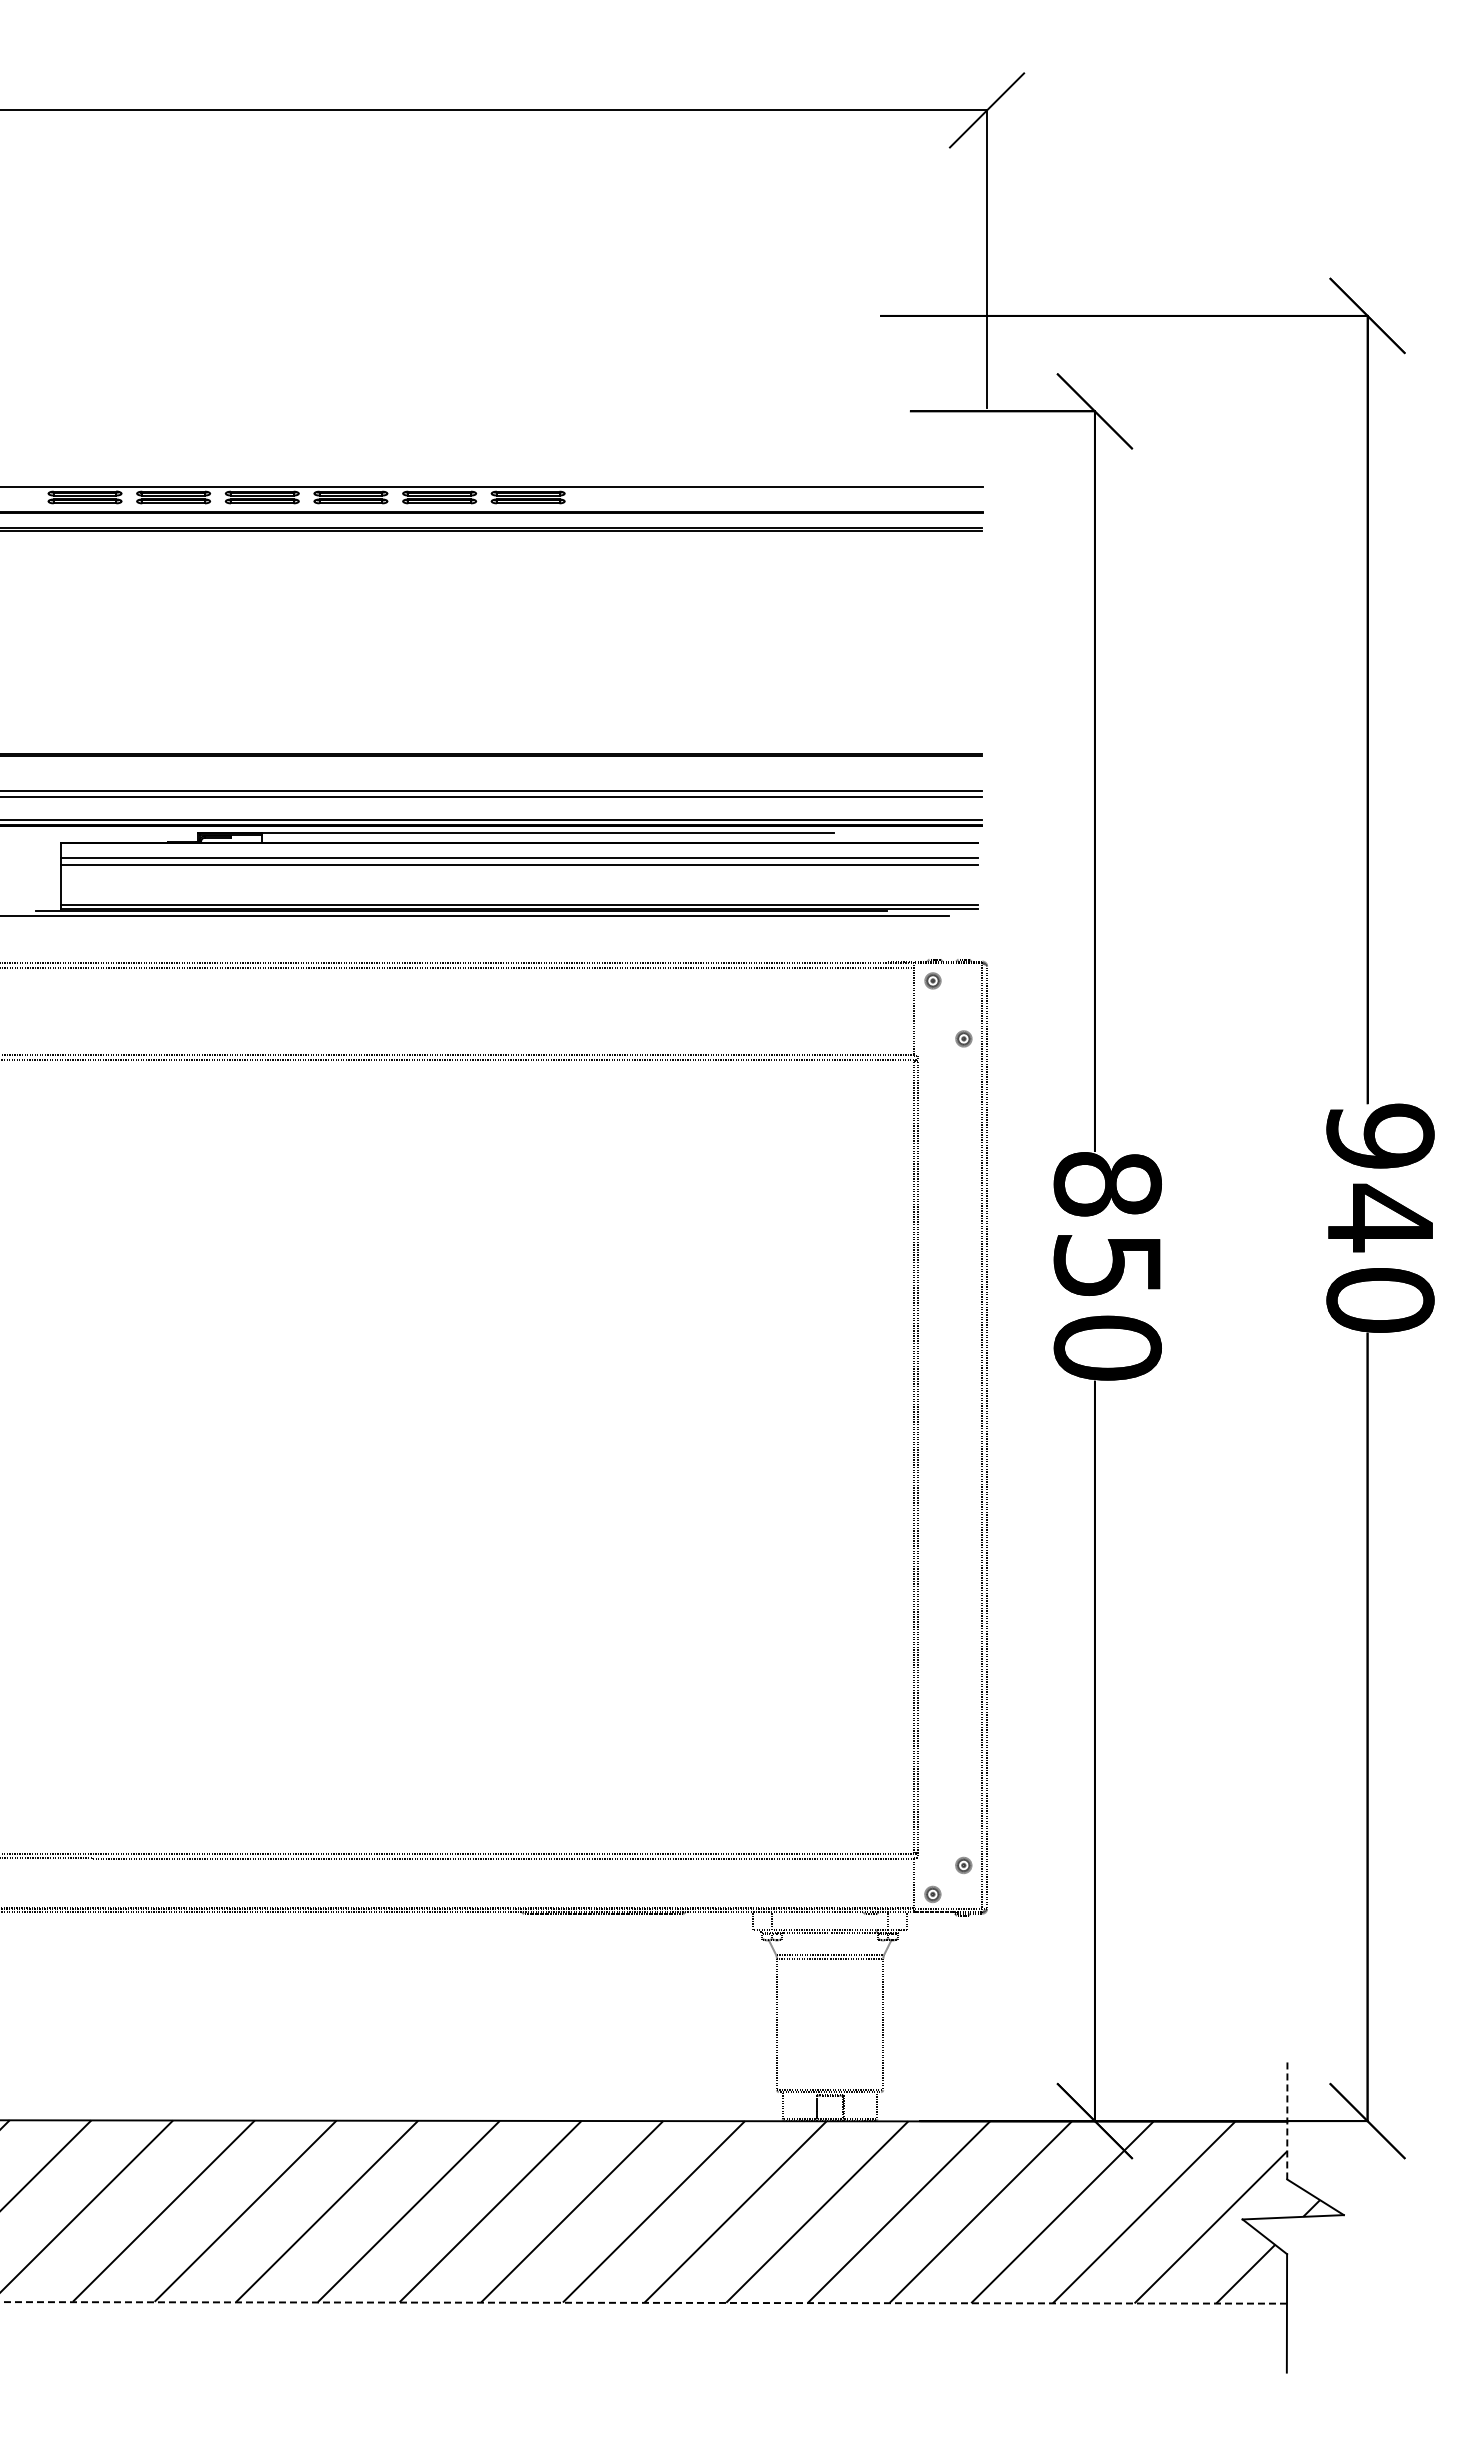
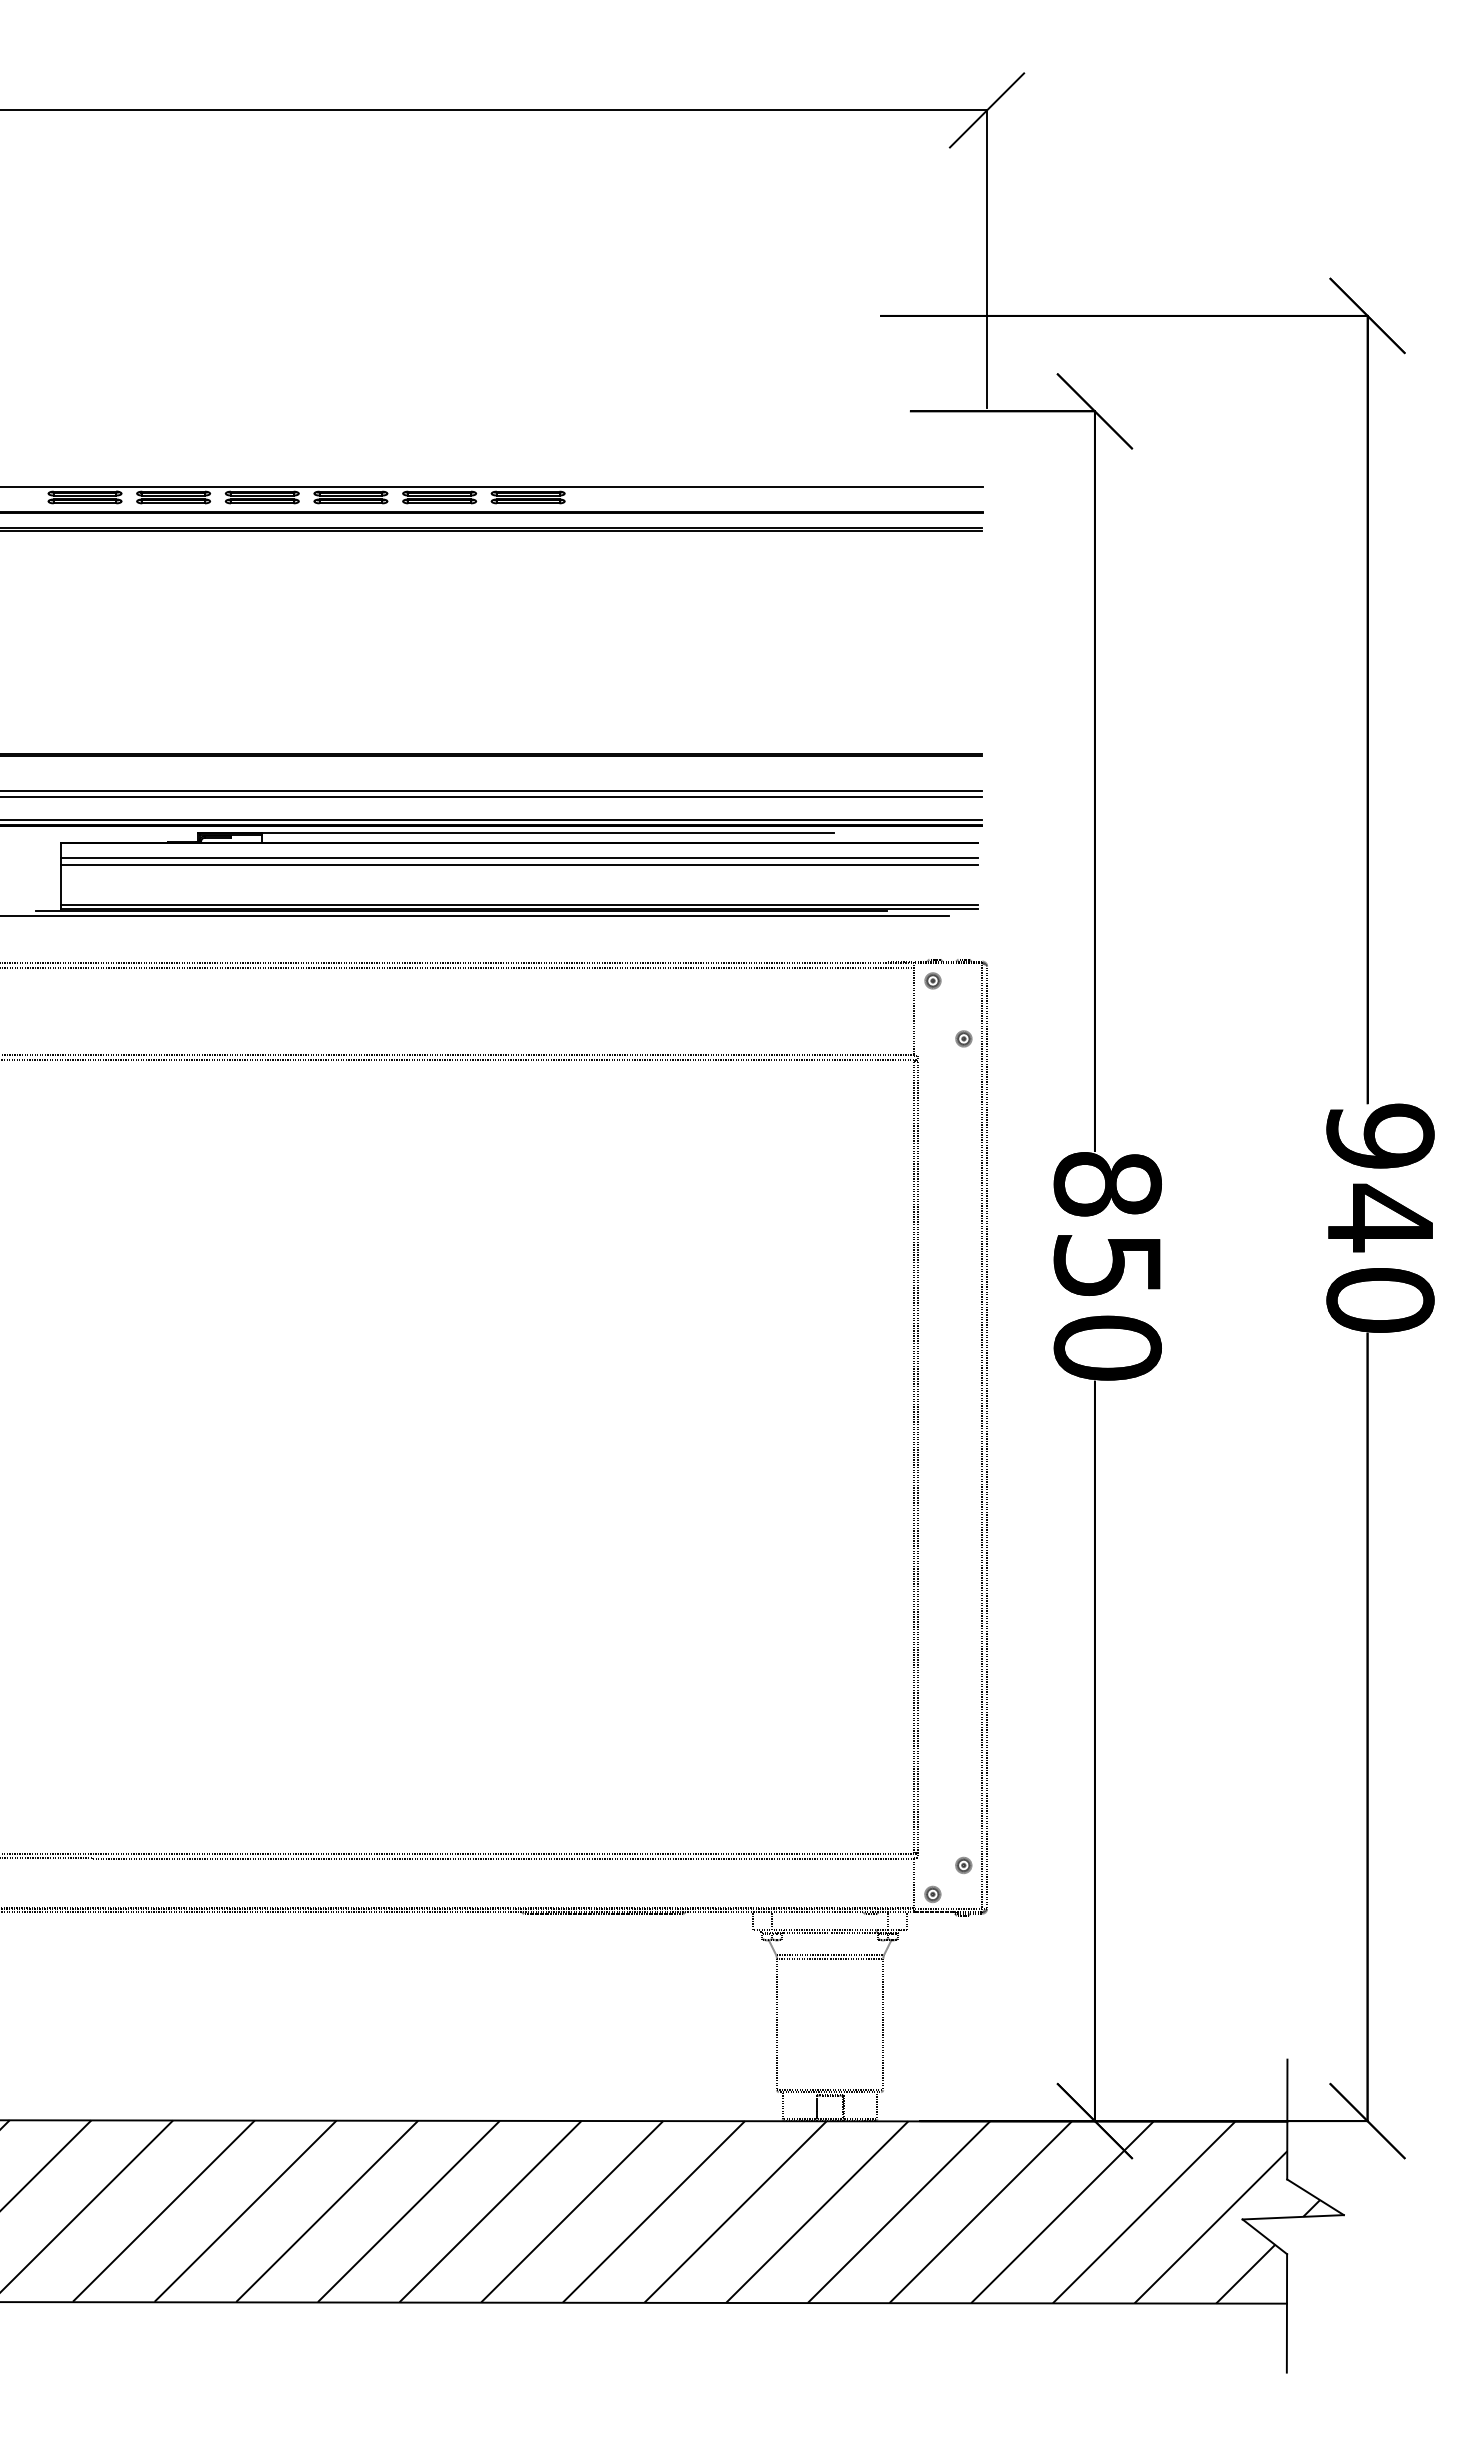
line: dashed -> solid (1287, 2119)
line: dashed -> solid (642, 2302)
